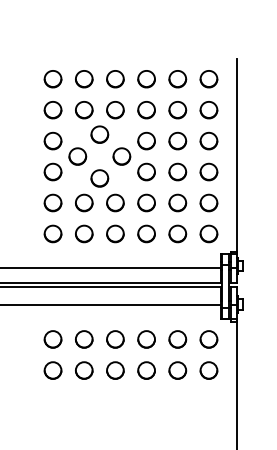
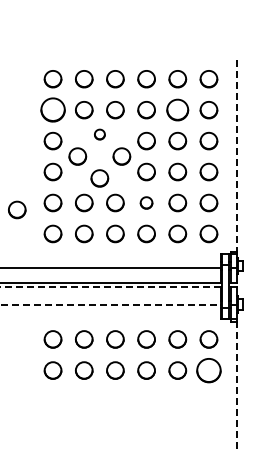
part size: 20x19 px -> 26x26 px (52, 109)
part size: 20x19 px -> 24x24 px (177, 109)
part size: 20x19 px -> 12x13 px (99, 134)
line: solid -> dashed (236, 156)
part size: 19x20 px -> 15x14 px (146, 202)
part: none -> present (17, 209)
line: solid -> dashed (110, 287)
line: solid -> dashed (111, 305)
part size: 20x19 px -> 26x26 px (208, 370)
line: solid -> dashed (236, 383)
